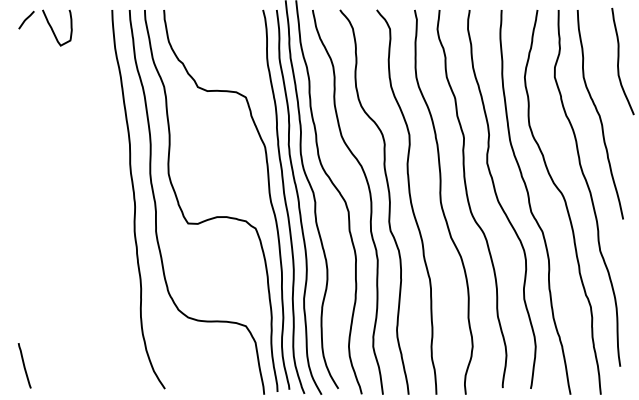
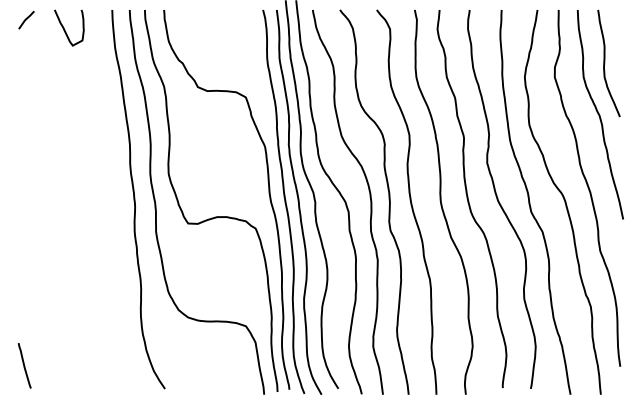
curve position: (53, 29) -> (65, 29) (65, 29)
curve position: (619, 61) -> (605, 63) (605, 63)
